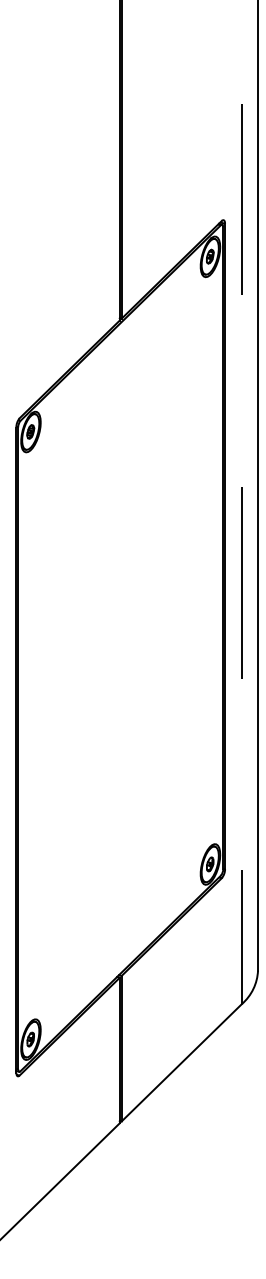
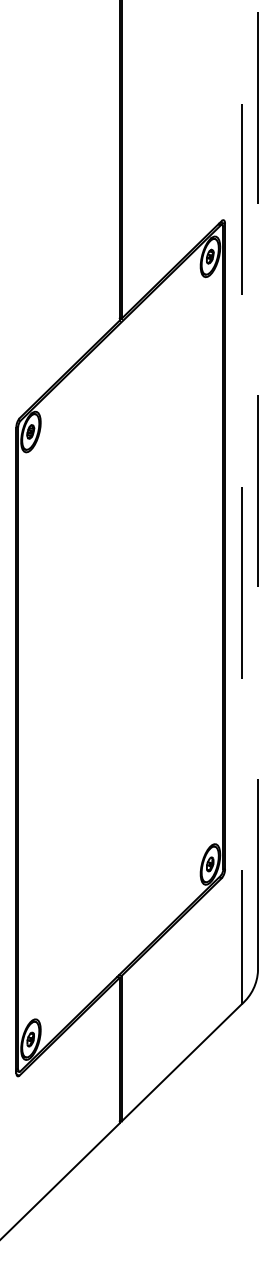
line: solid -> dashed (258, 485)
